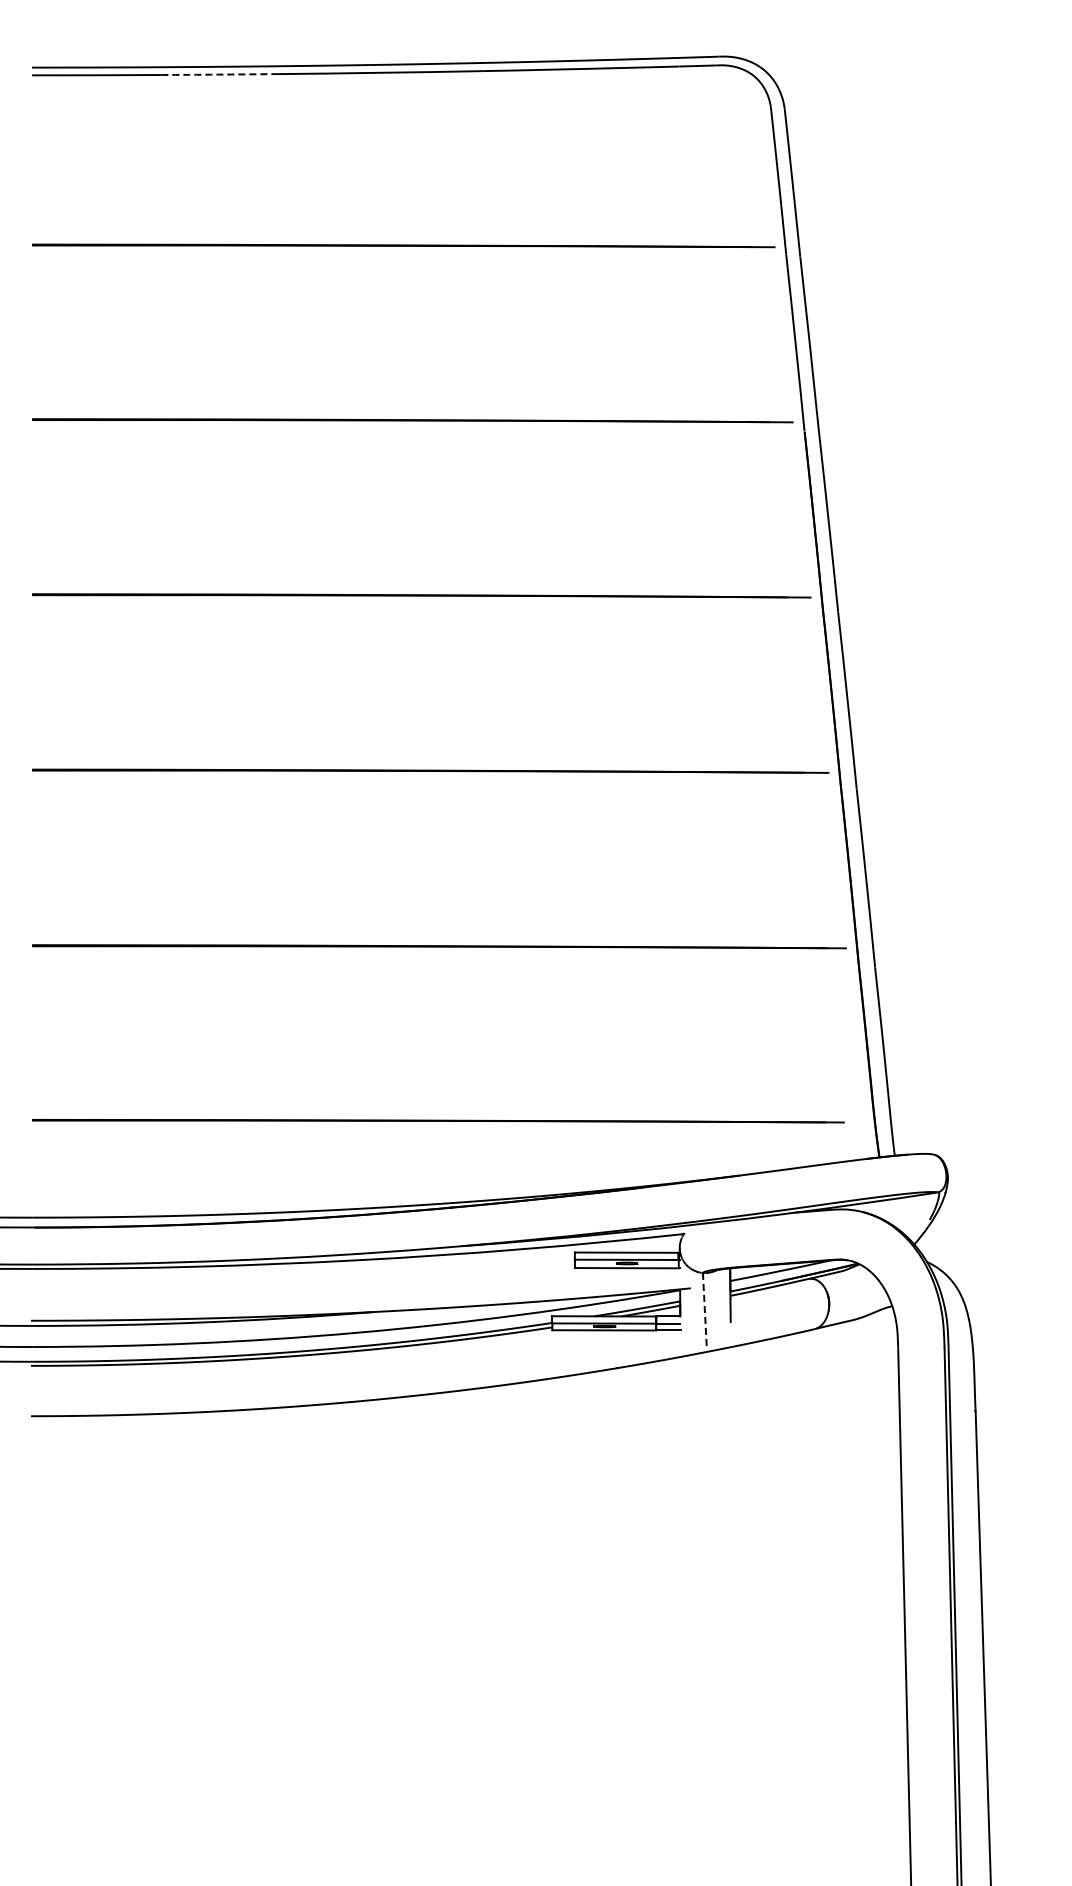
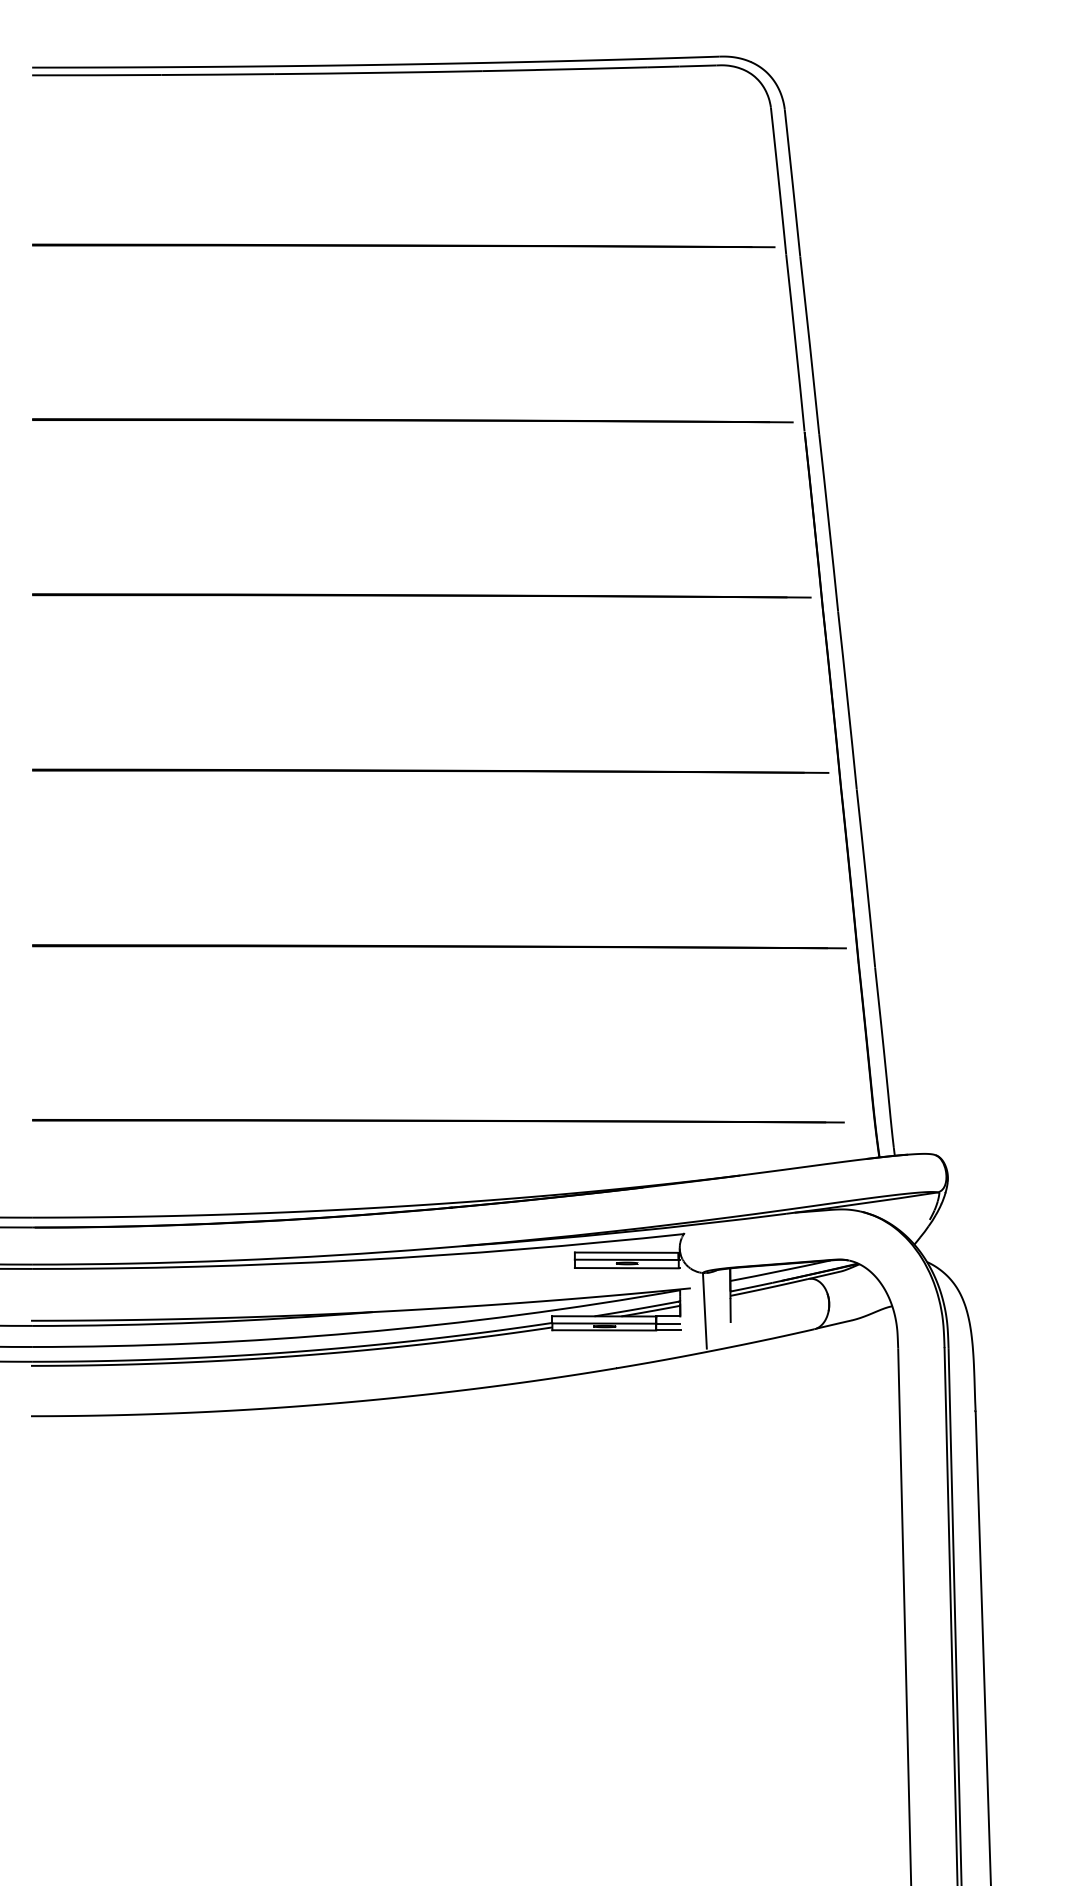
arc: dashed -> solid (217, 74)
line: dashed -> solid (704, 1310)
